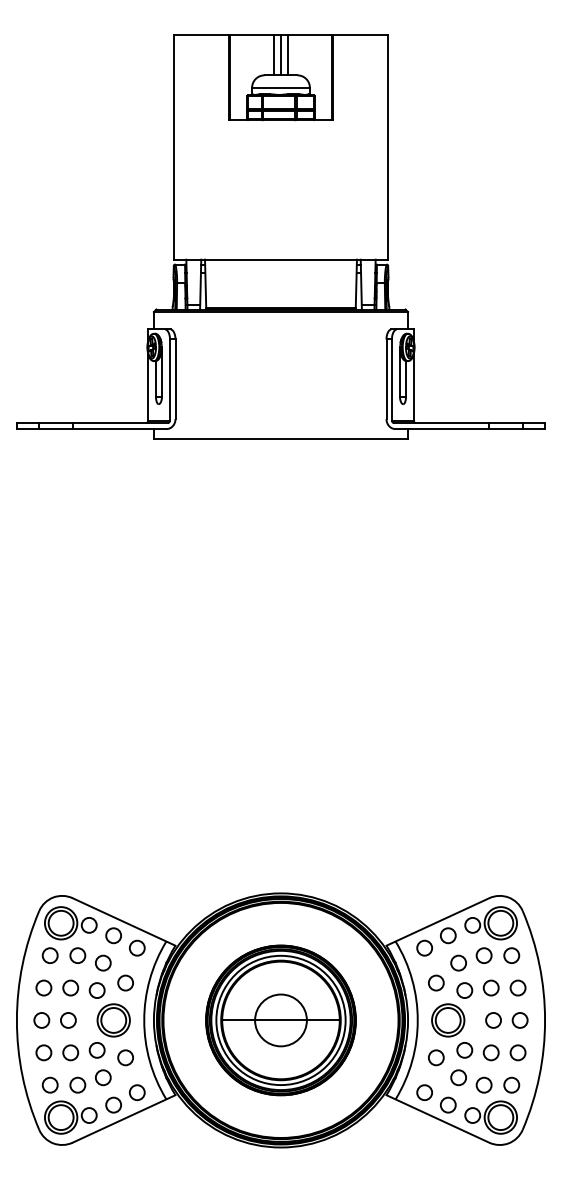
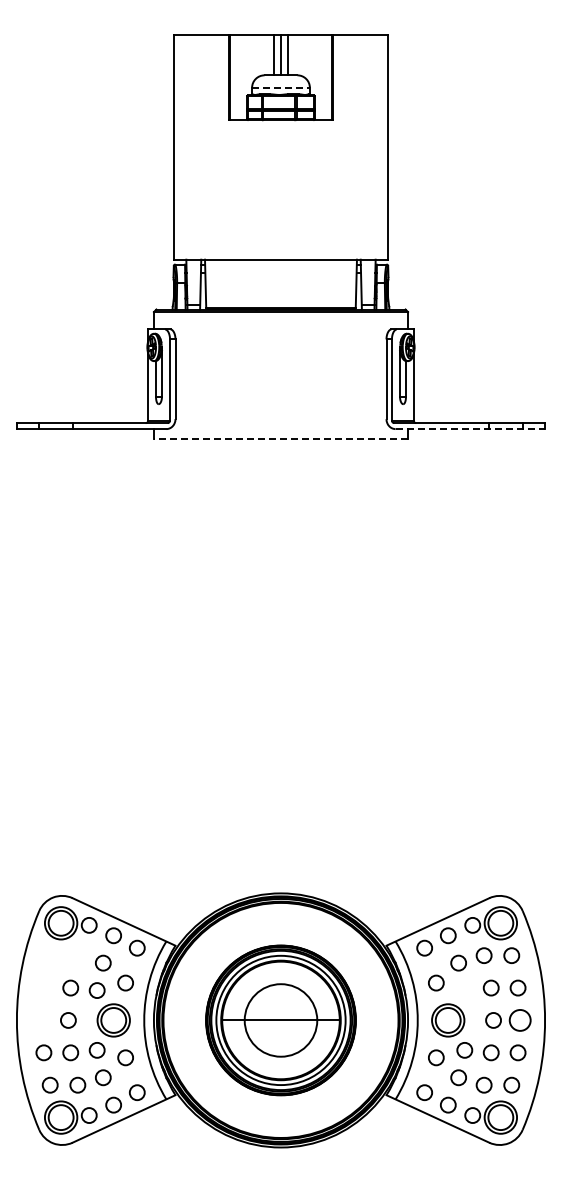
line: solid -> dashed (281, 87)
line: solid -> dashed (470, 429)
line: solid -> dashed (280, 439)
circle: present -> none (49, 955)
circle: present -> none (77, 955)
circle: present -> none (43, 987)
circle: present -> none (464, 990)
circle: present -> none (41, 1020)
circle diameter: 52 px -> 73 px (280, 1020)
circle size: 18x17 px -> 24x23 px (519, 1020)
